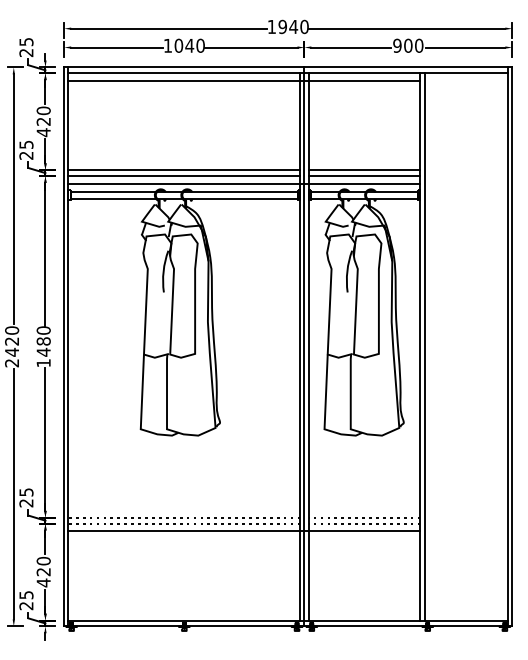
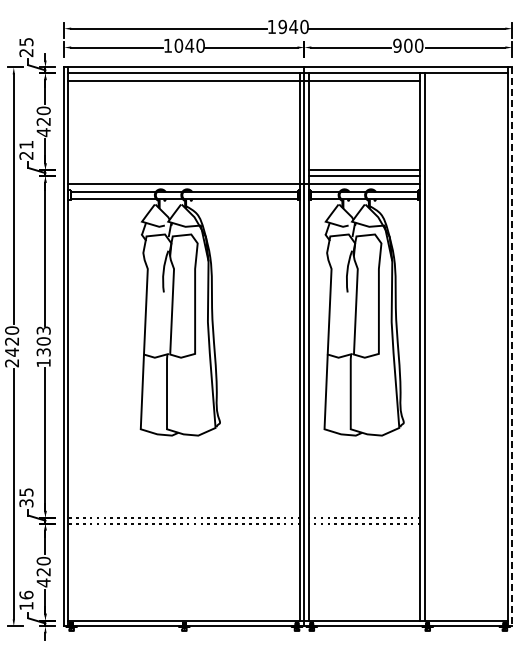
text: 25 -> 21 (26, 144)
line: present -> none (184, 170)
line: present -> none (184, 176)
text: 1480 -> 1303 (43, 341)
line: solid -> dashed (512, 347)
text: 25 -> 35 (26, 503)
line: present -> none (244, 531)
text: 25 -> 16 (26, 600)
